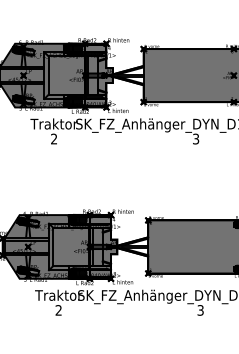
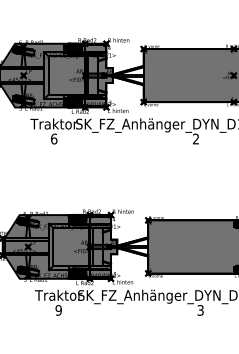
text: 2 -> 6 (54, 138)
text: 3 -> 2 (196, 139)
text: 2 -> 9 (58, 310)
